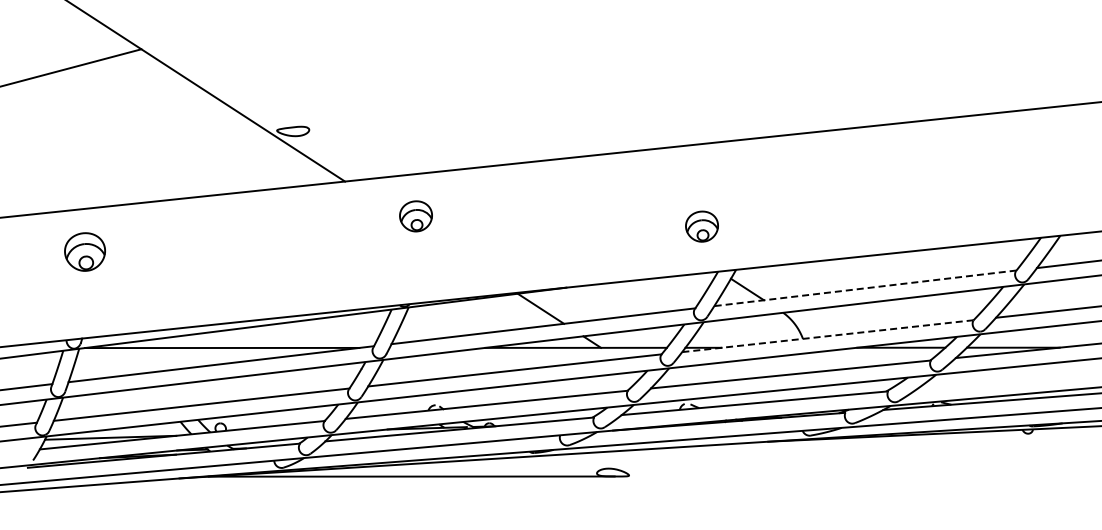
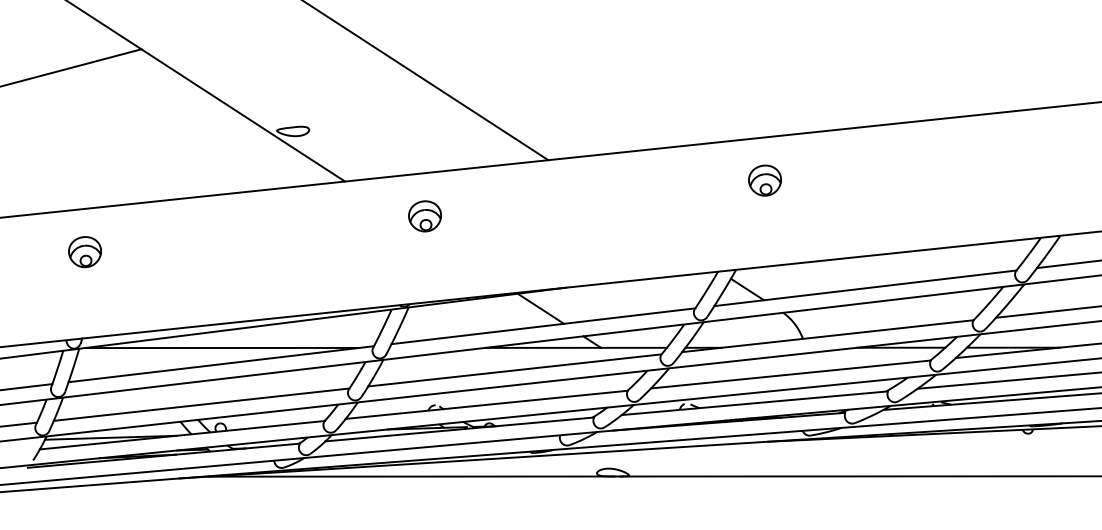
line: none -> present (426, 81)
part position: (415, 216) -> (424, 216) (424, 216)
part position: (701, 226) -> (764, 180) (764, 180)
part size: 42x40 px -> 34x33 px (84, 252)
line: dashed -> solid (864, 288)
line: dashed -> solid (827, 336)
line: none -> present (1007, 380)
line: none -> present (859, 476)
